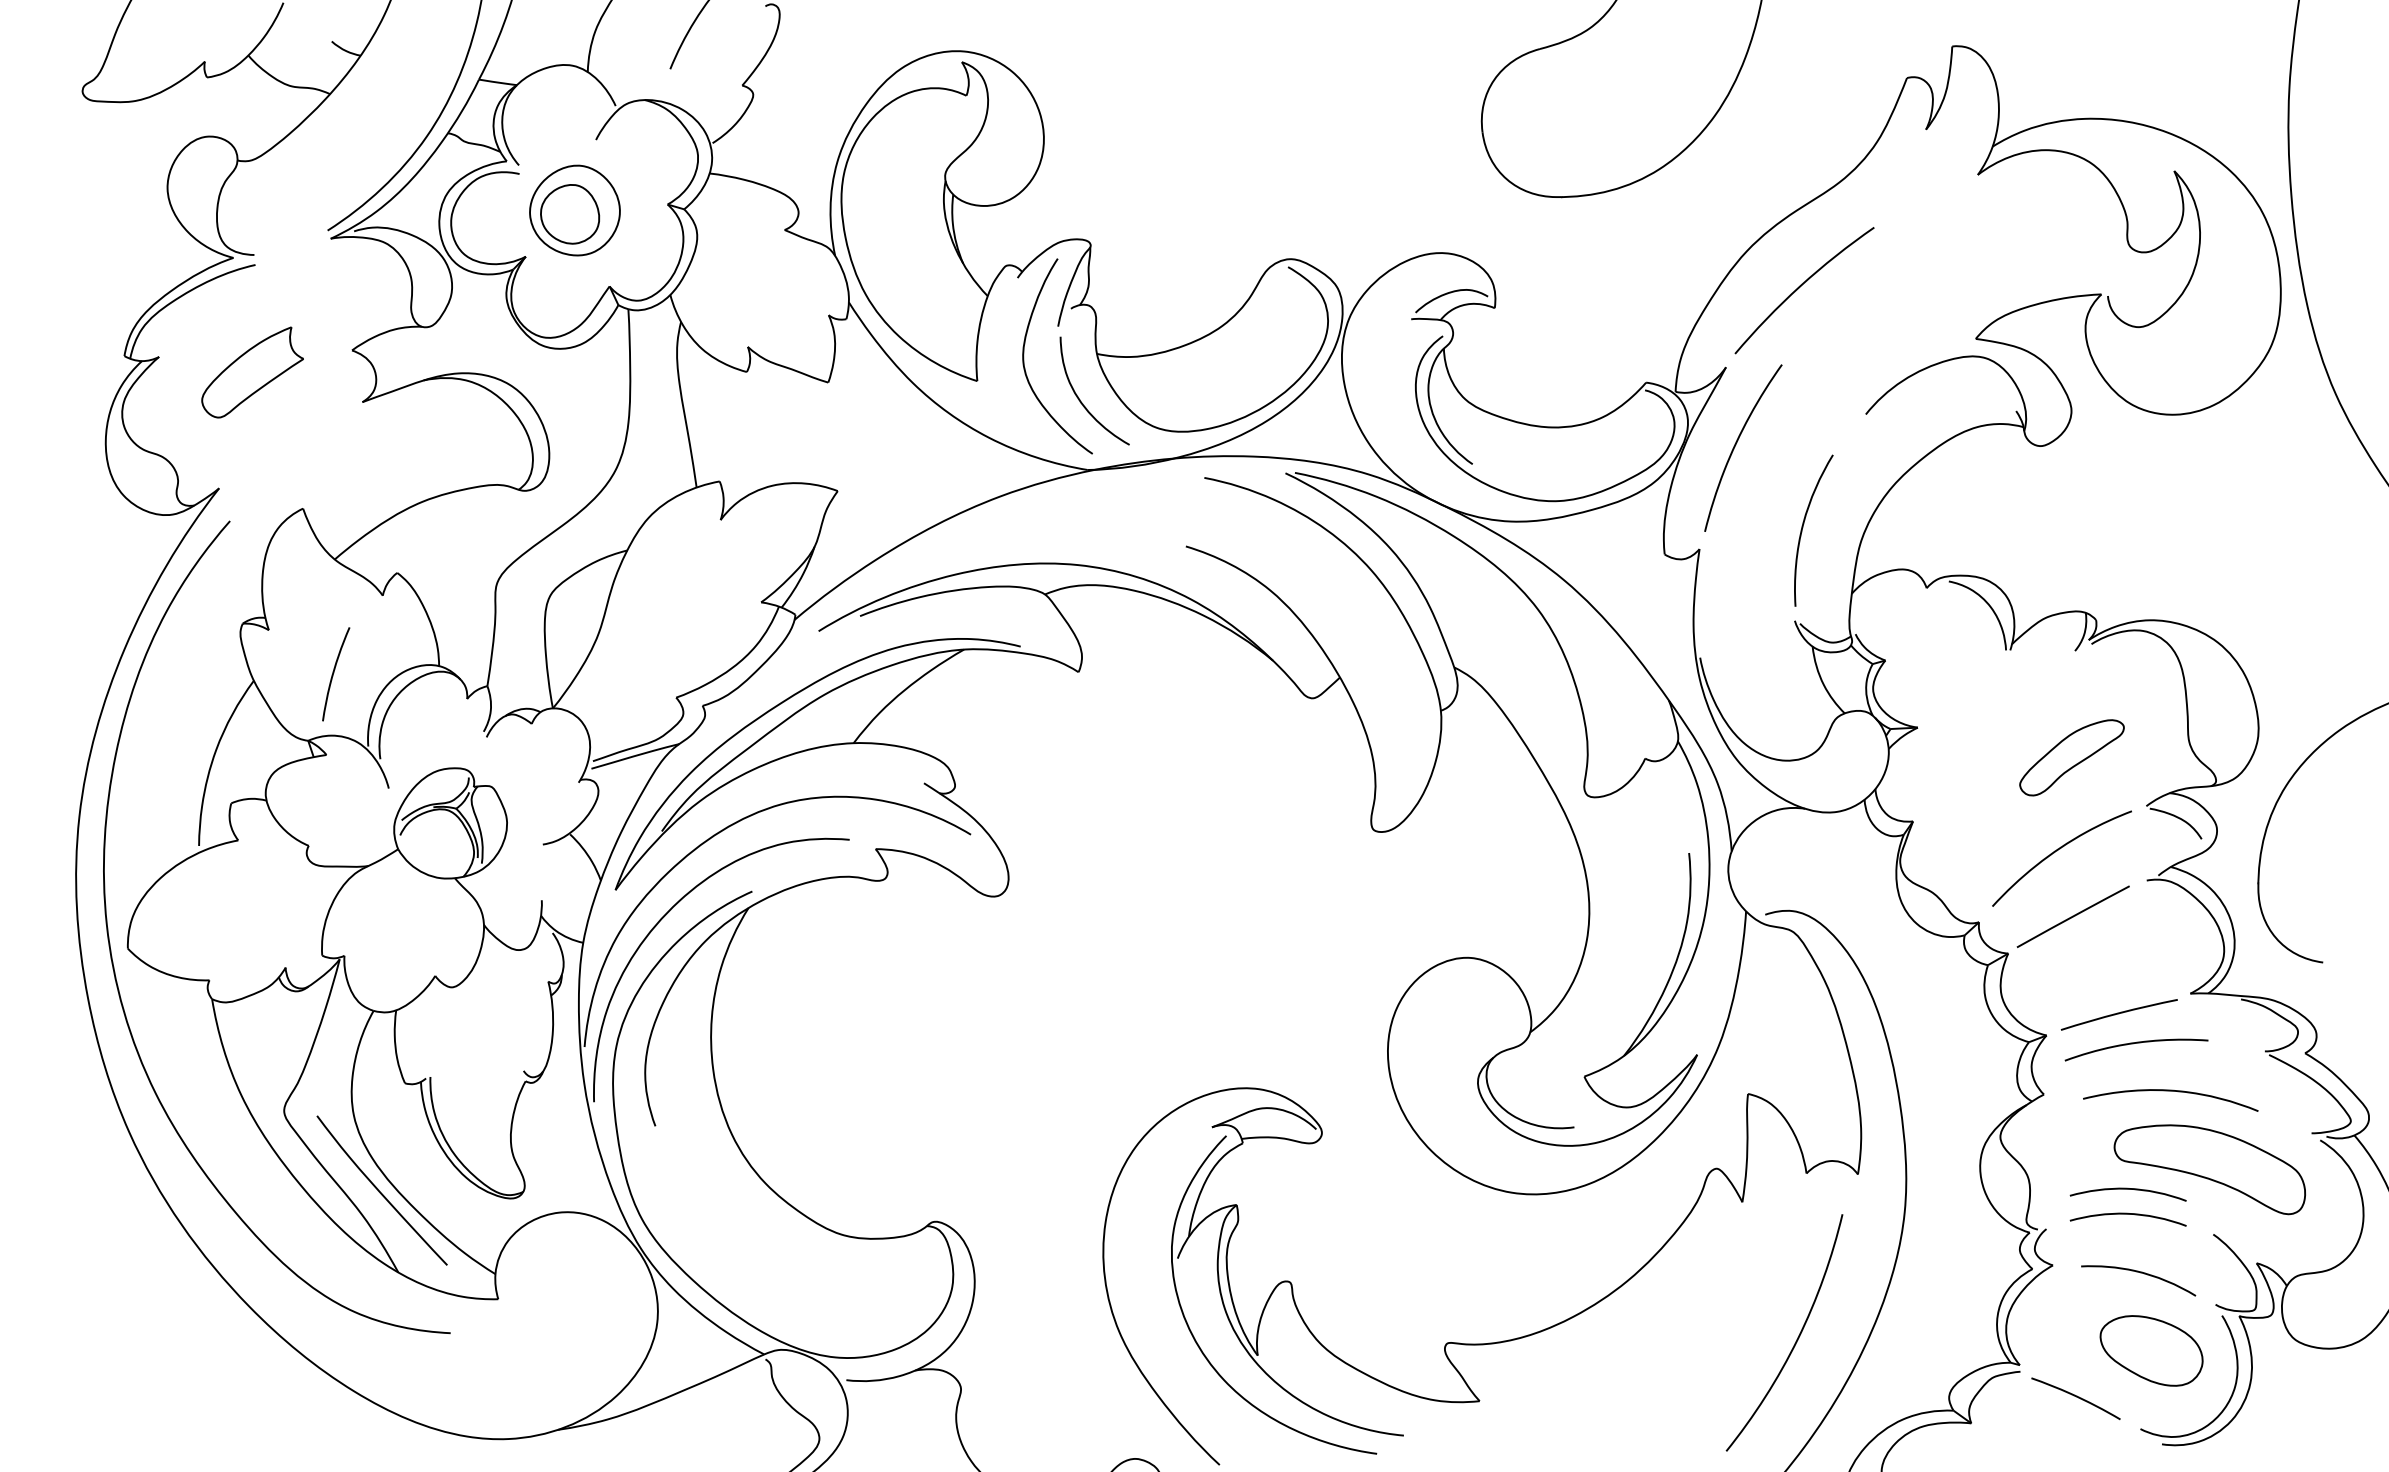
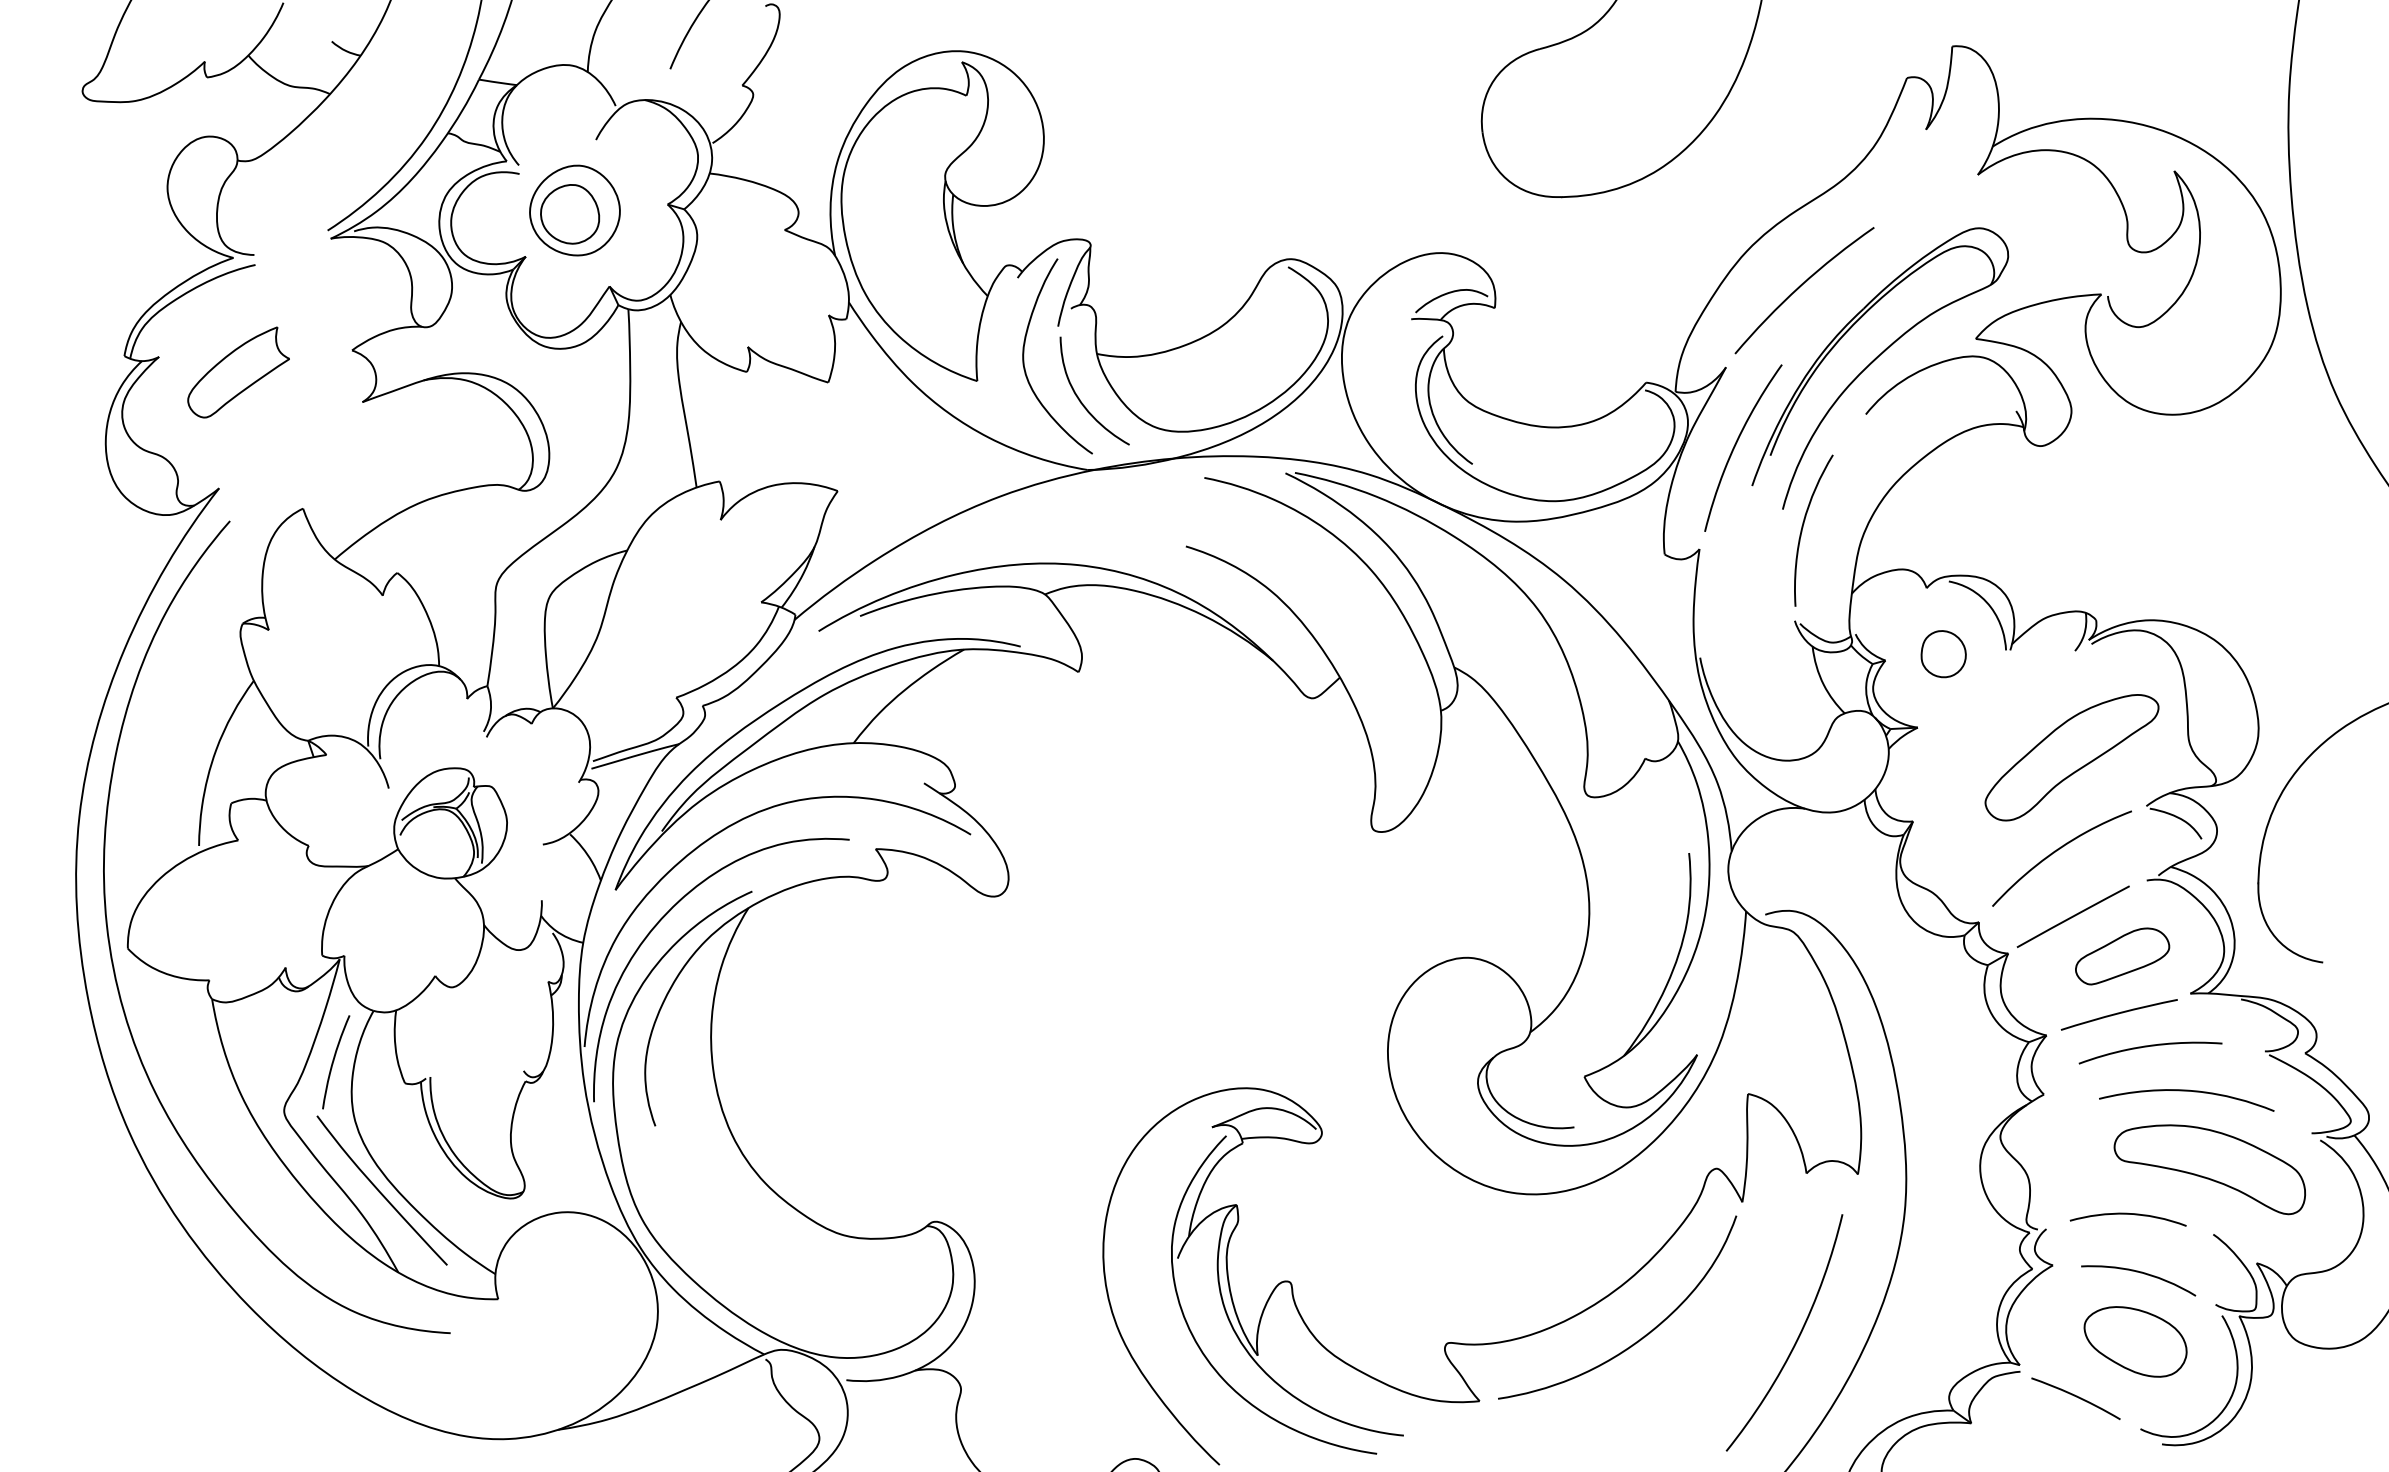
part: none -> present (1874, 361)
part position: (252, 372) -> (238, 372) (238, 372)
part: none -> present (1943, 654)
curve position: (334, 673) -> (334, 1061) (334, 1061)
part size: 106x78 px -> 176x128 px (2071, 757)
part: none -> present (2122, 956)
curve position: (2133, 1044) -> (2147, 1047) (2147, 1047)
curve position: (2170, 1091) -> (2186, 1091) (2186, 1091)
curve: present -> none (2127, 1189)
curve: none -> present (1641, 1337)
part position: (2151, 1350) -> (2135, 1341) (2135, 1341)
